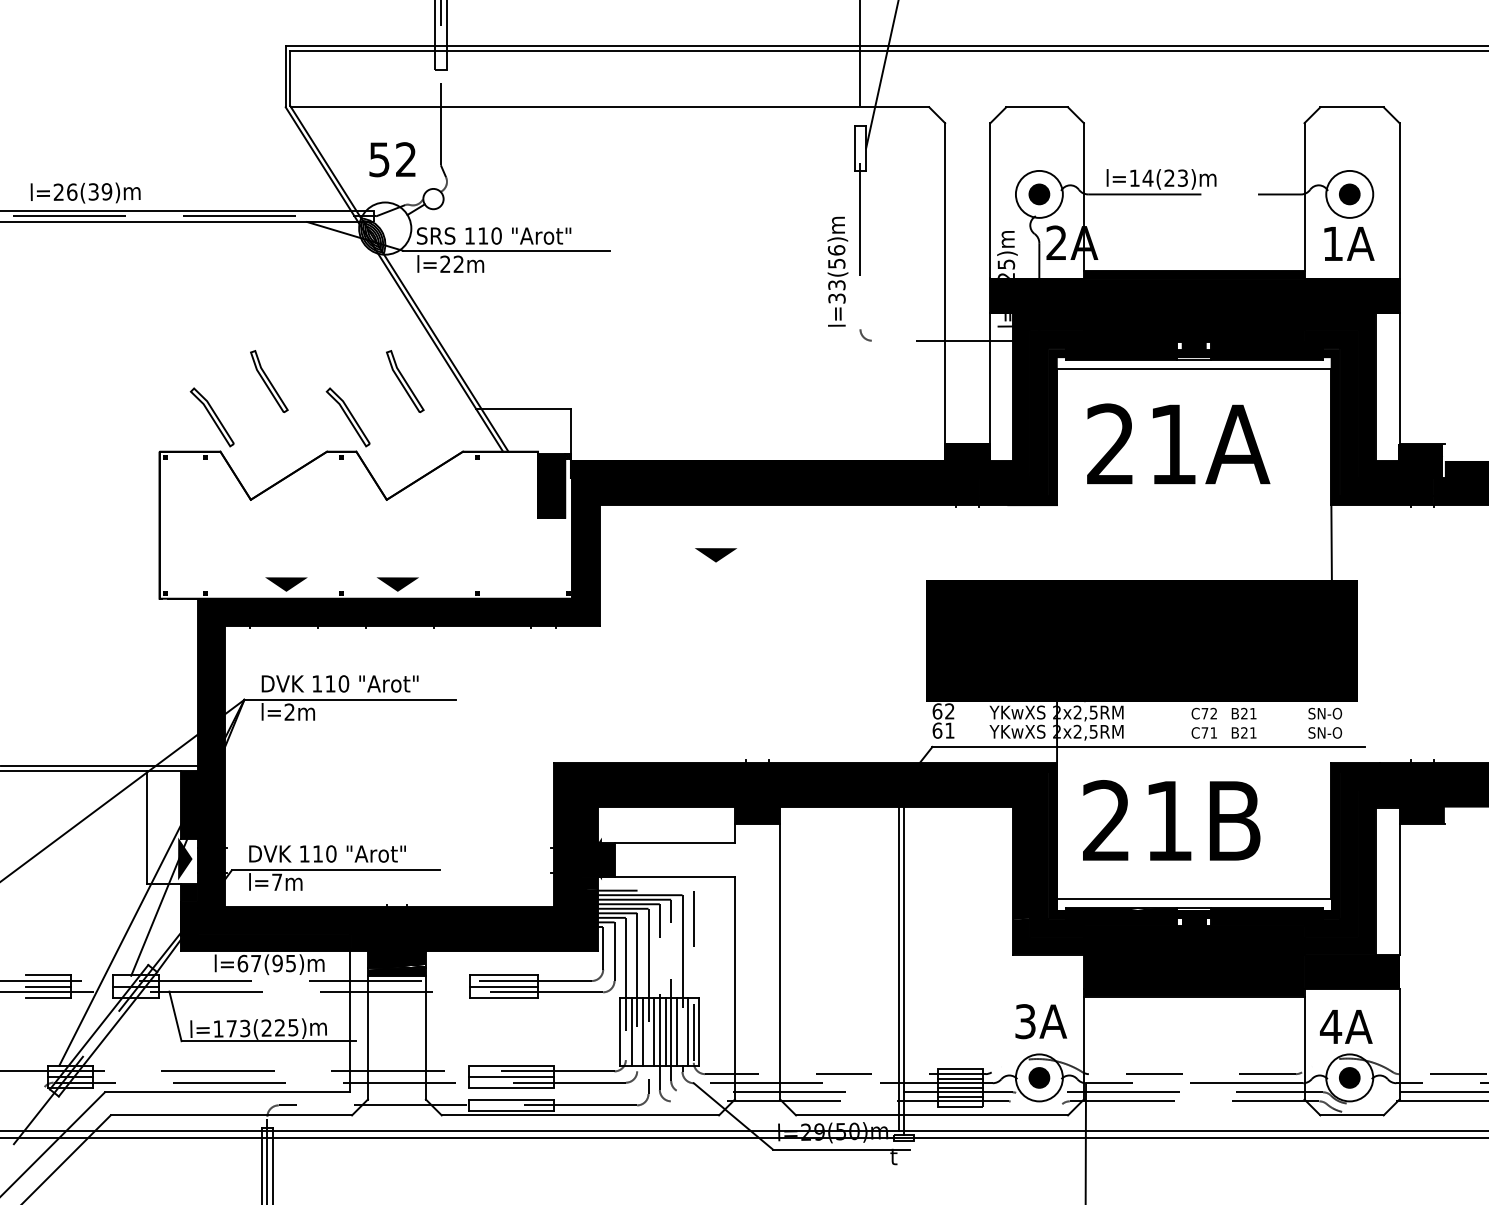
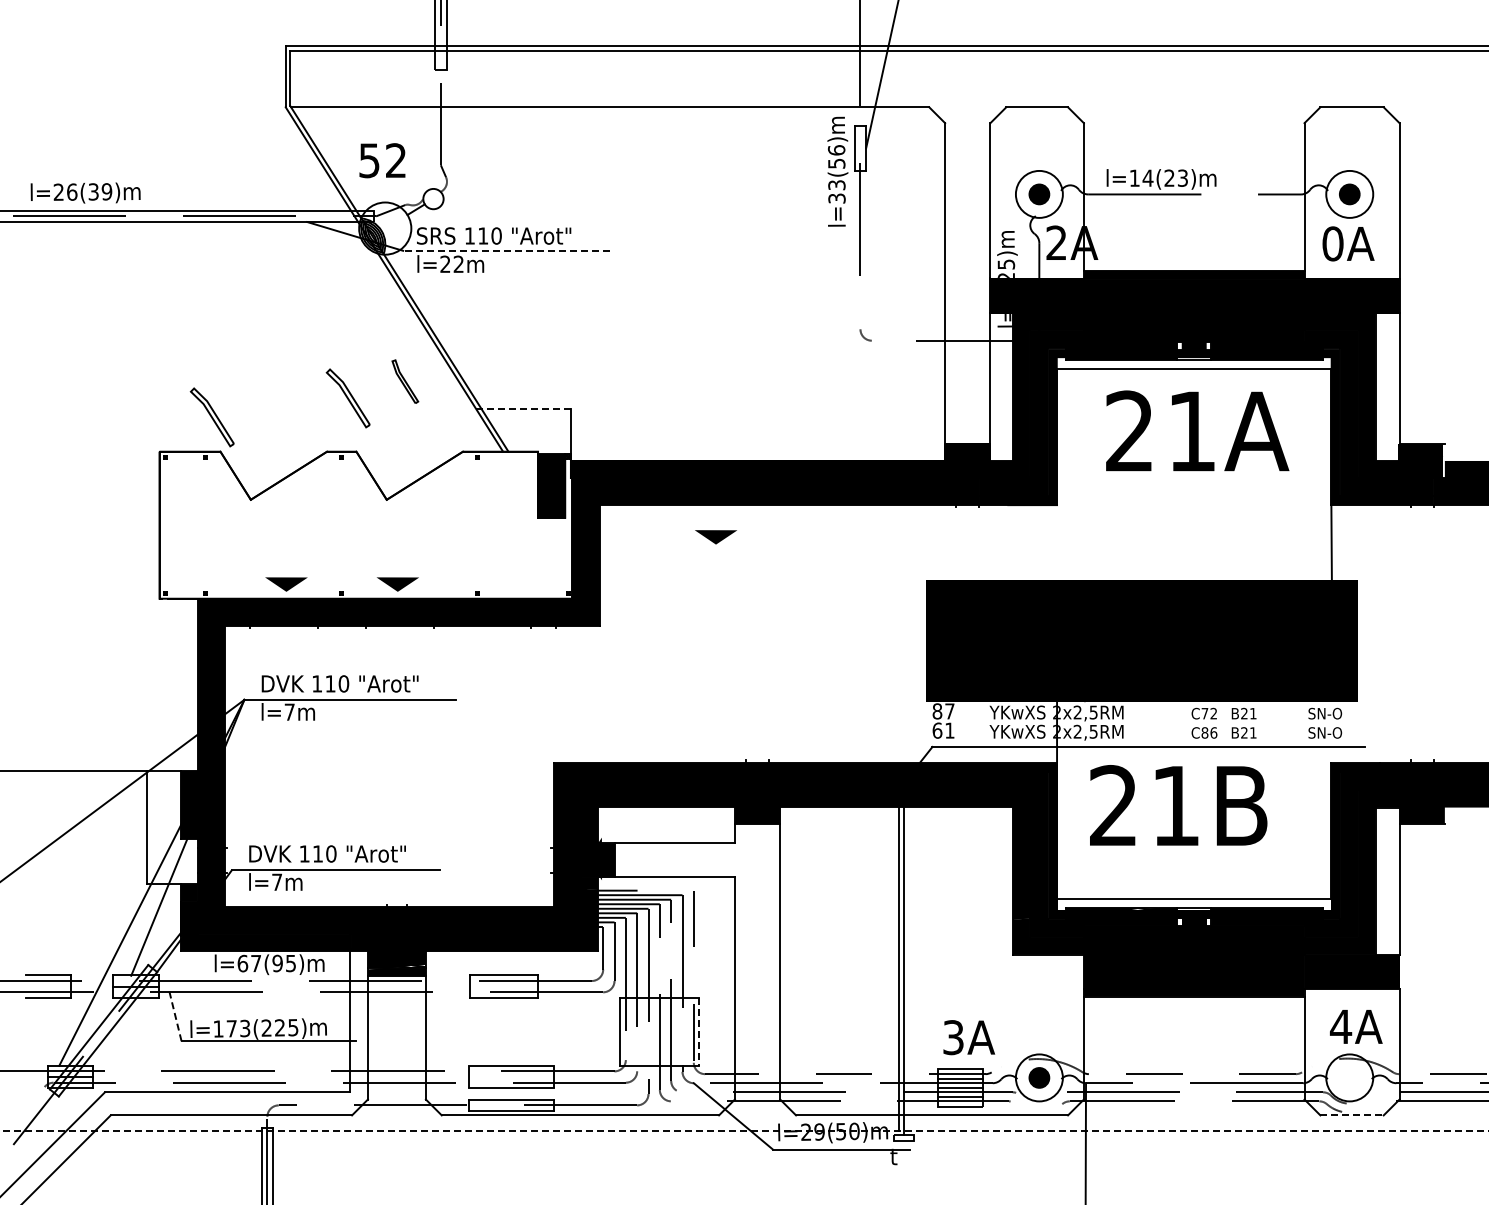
text position: (392, 159) -> (382, 160) (382, 160)
text: 1A -> 0A (1332, 243)
line: solid -> dashed (506, 250)
text position: (837, 271) -> (837, 171) (837, 171)
part: present -> none (269, 381)
part size: 39x64 px -> 29x45 px (405, 381)
line: solid -> dashed (524, 409)
part position: (347, 417) -> (347, 398) (347, 398)
text position: (1178, 443) -> (1197, 430) (1197, 430)
part position: (715, 555) -> (715, 537) (715, 537)
text: l=2m -> l=7m (289, 711)
text: 62 -> 87 (943, 711)
text: C71 -> C86 (1209, 732)
line: present -> none (100, 766)
text position: (1171, 820) -> (1178, 805) (1178, 805)
fill: present -> none (185, 858)
line: present -> none (48, 986)
line: present -> none (503, 986)
line: solid -> dashed (175, 1016)
text position: (1041, 1021) -> (969, 1037) (969, 1037)
text position: (1346, 1026) -> (1356, 1026) (1356, 1026)
line: present -> none (631, 1031)
line: present -> none (642, 1031)
line: present -> none (654, 1031)
line: present -> none (665, 1031)
line: present -> none (676, 1031)
line: present -> none (688, 1031)
line: solid -> dashed (699, 1031)
line: present -> none (511, 1077)
part: present -> none (1349, 1077)
line: solid -> dashed (1352, 1115)
line: solid -> dashed (744, 1131)
line: present -> none (743, 1138)
